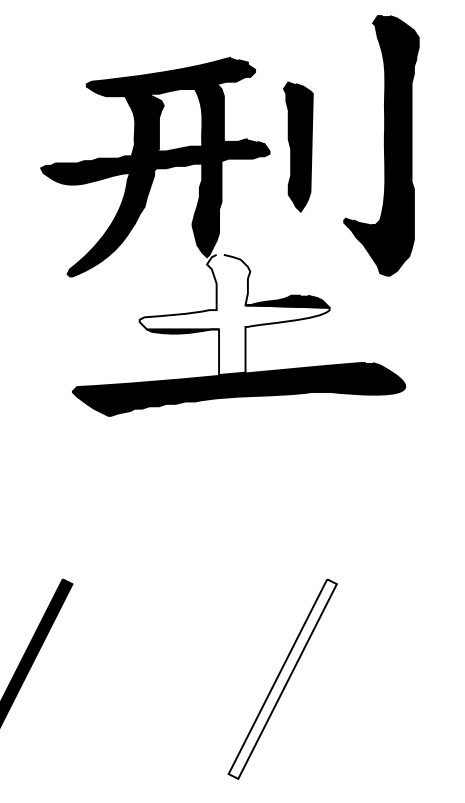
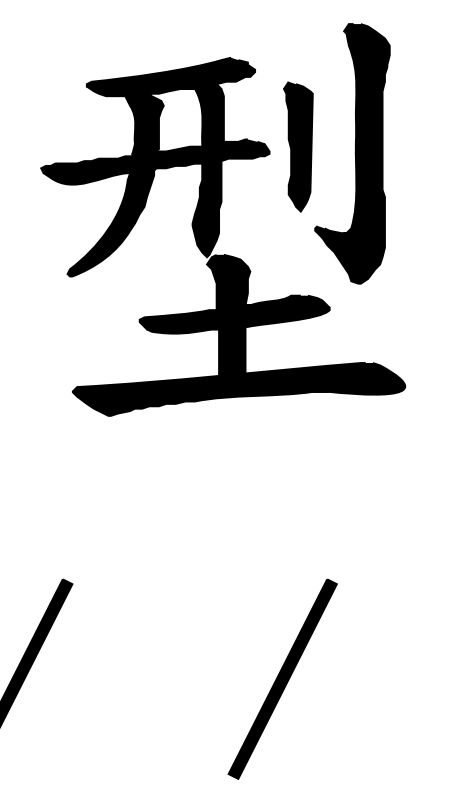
part position: (381, 145) -> (352, 153) (352, 153)
fill: none -> present (234, 314)
fill: none -> present (282, 678)
